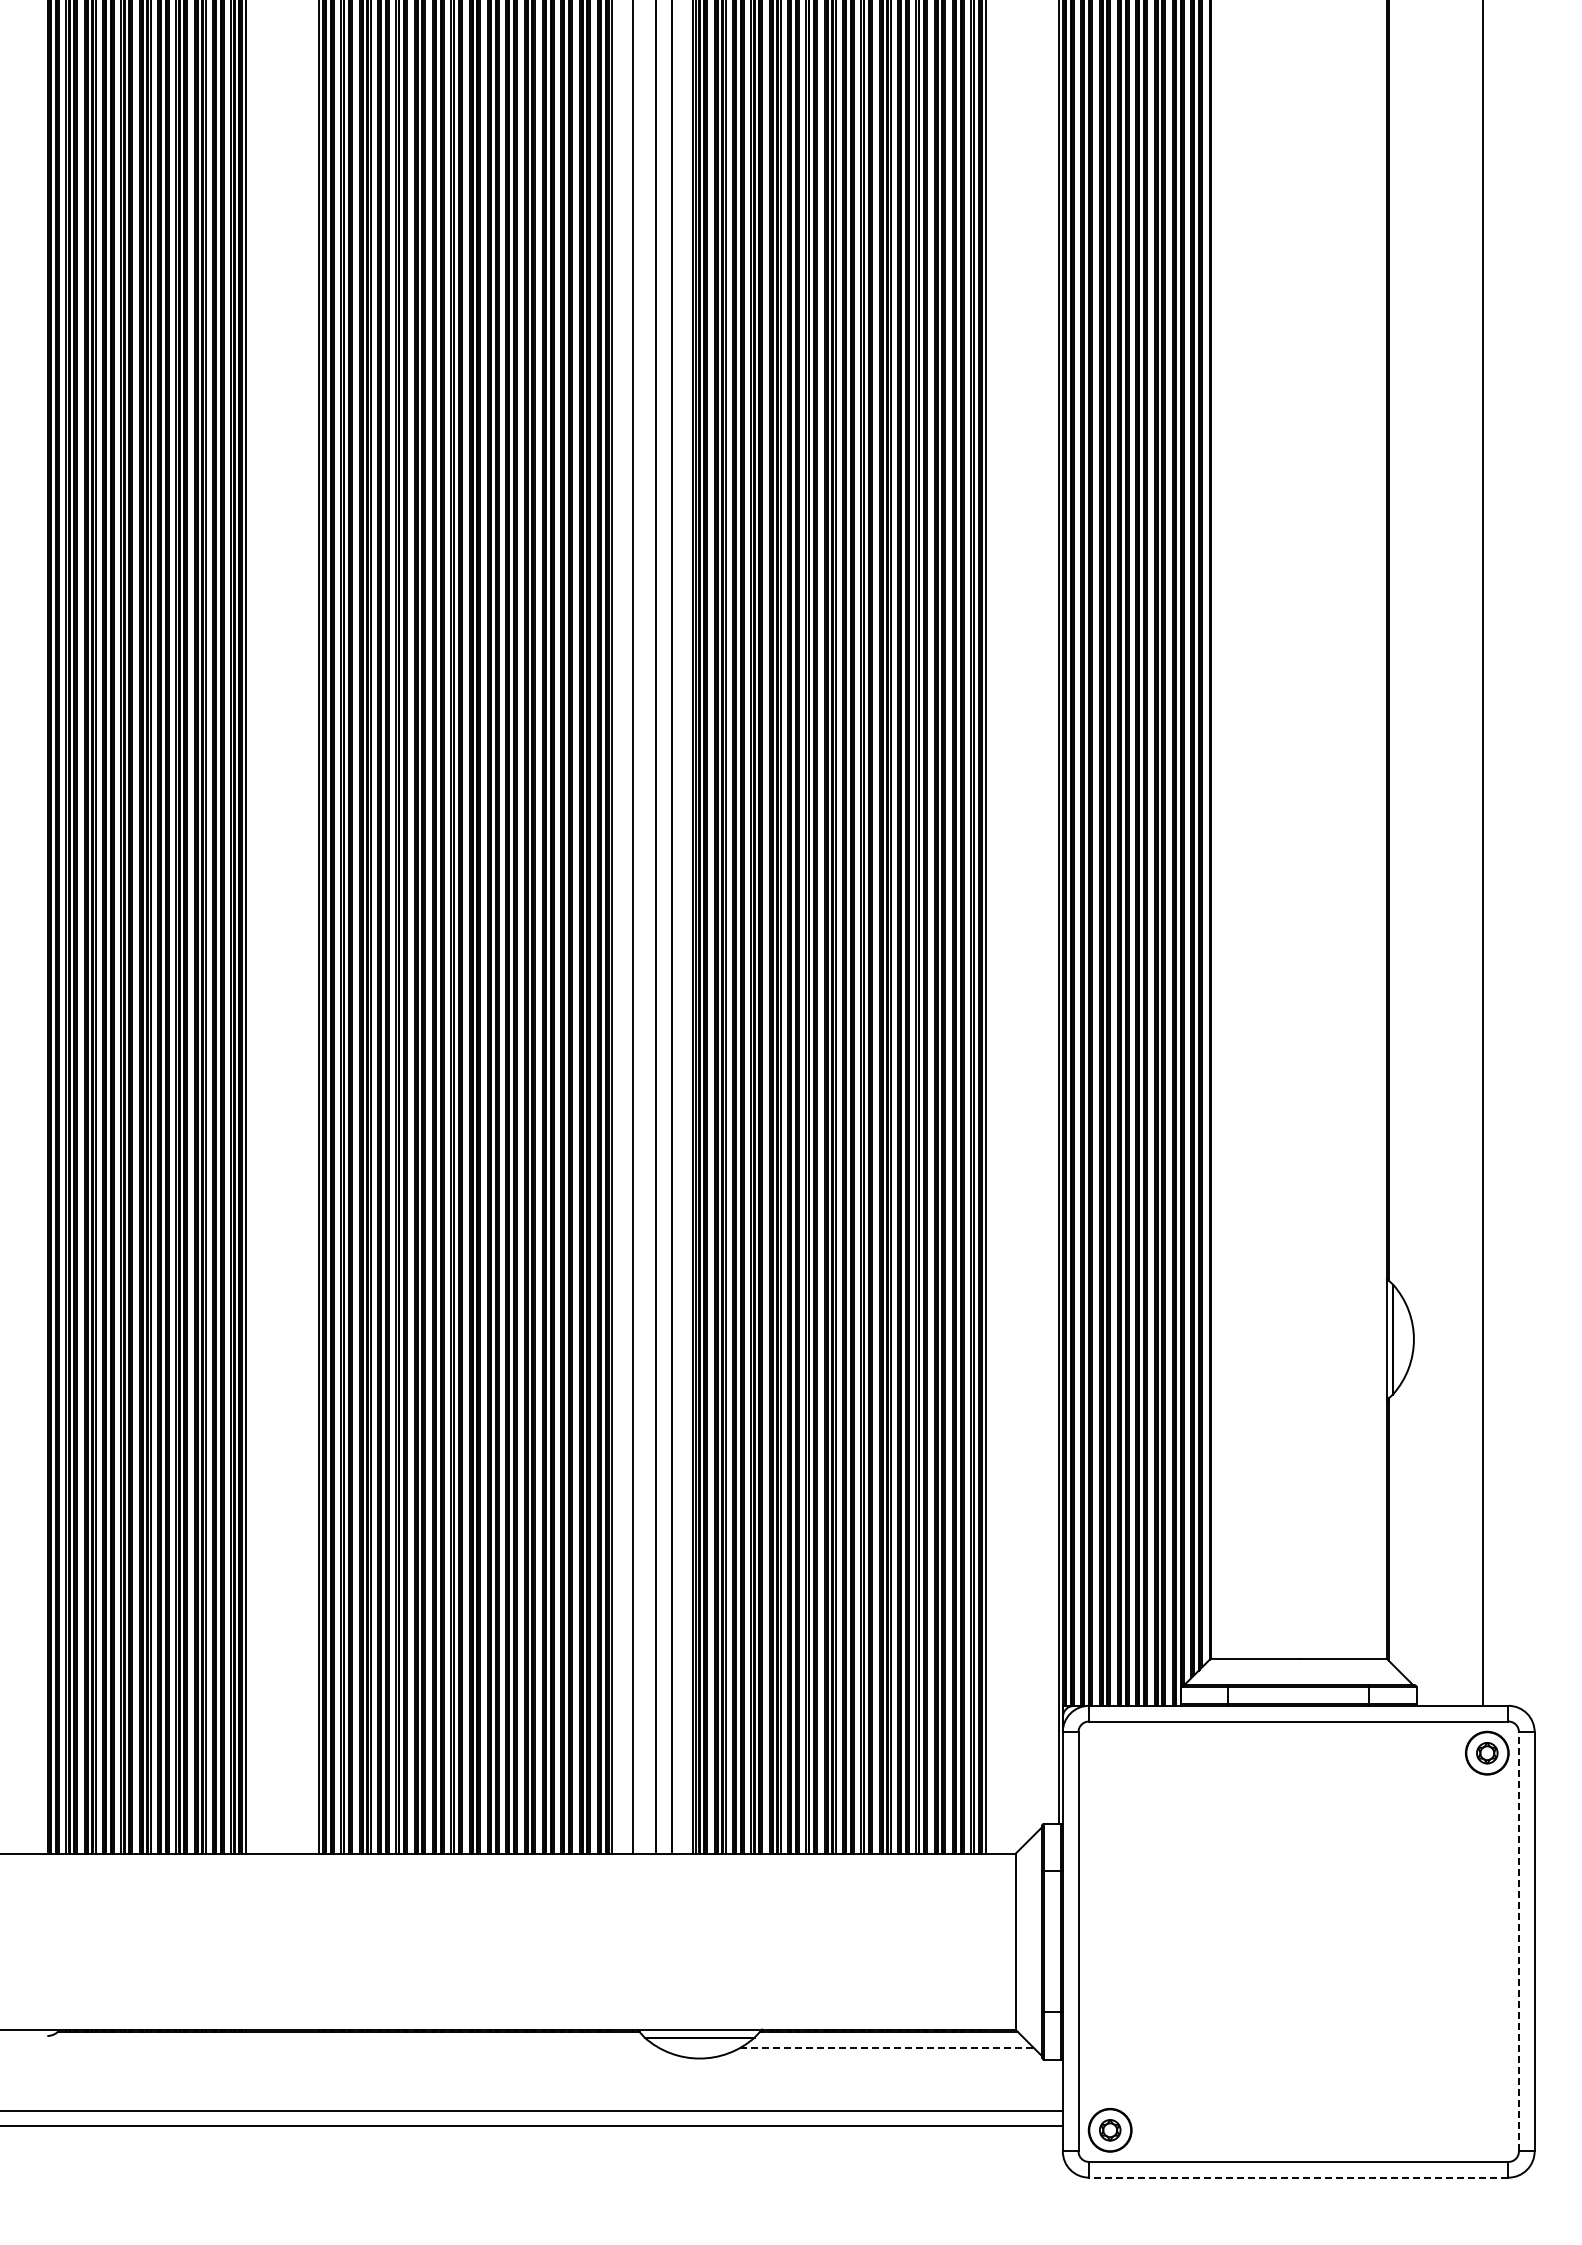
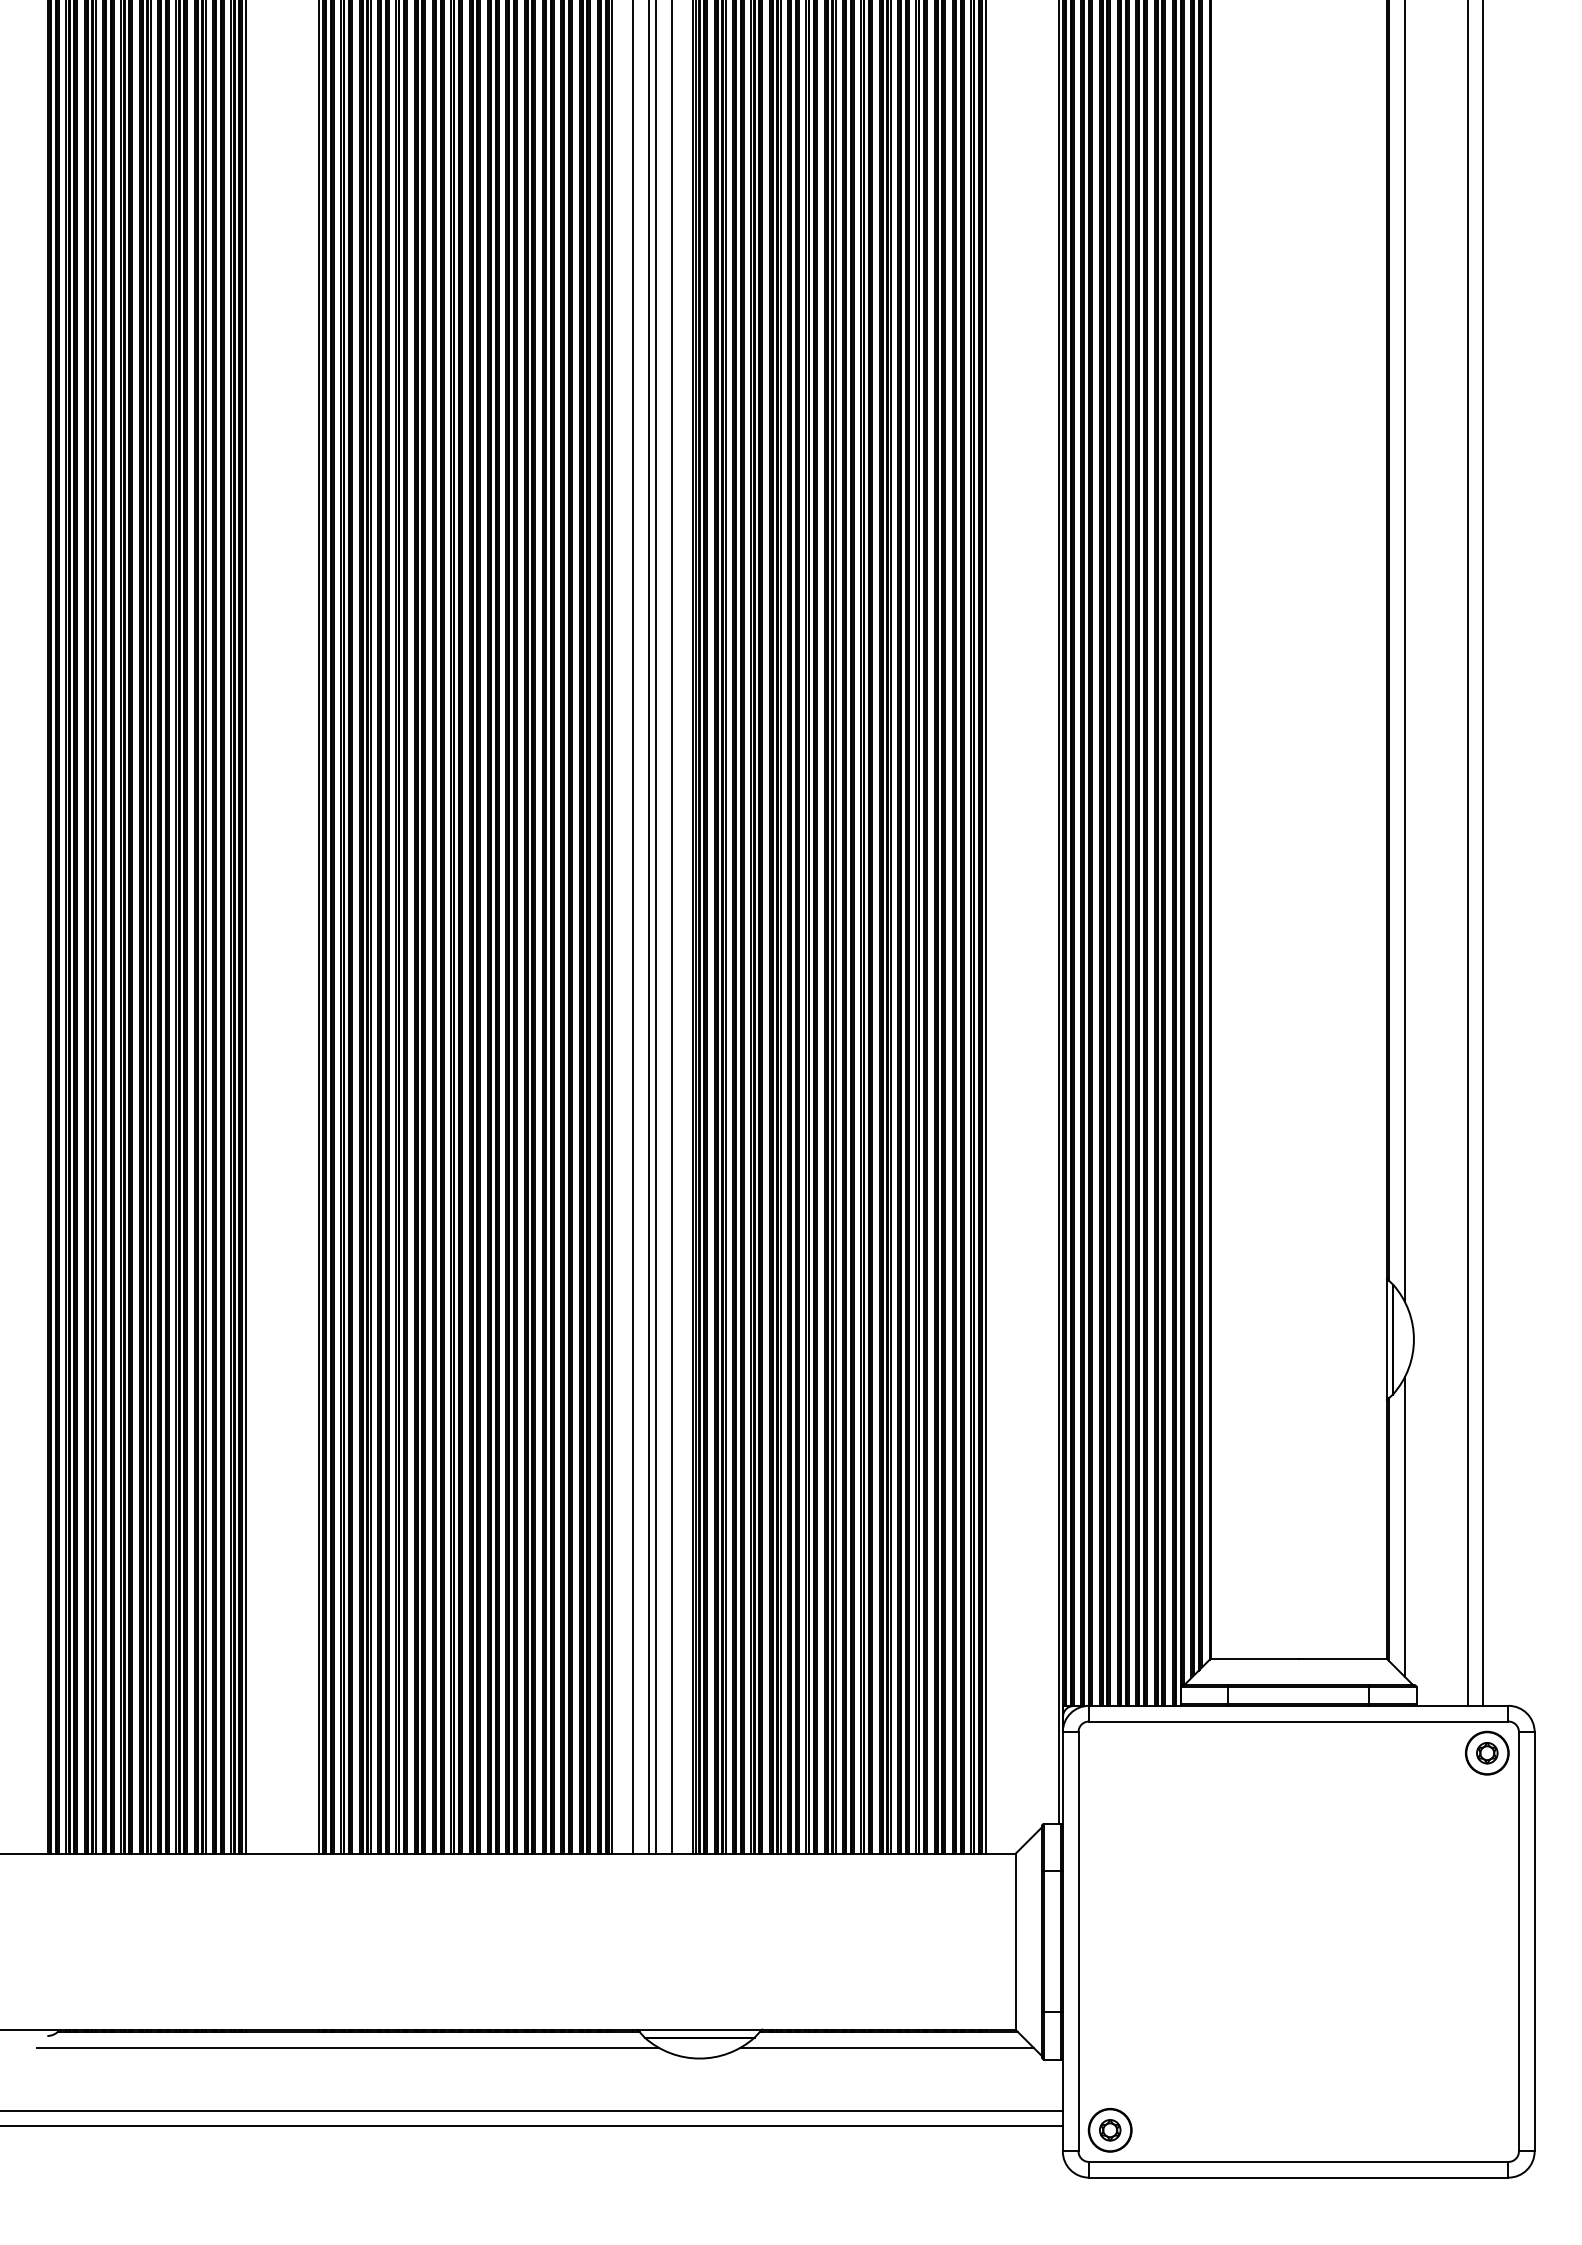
line: none -> present (1404, 651)
line: none -> present (1467, 853)
line: none -> present (649, 927)
line: none -> present (1404, 1526)
line: dashed -> solid (1518, 1941)
line: none -> present (347, 2047)
line: dashed -> solid (887, 2047)
line: dashed -> solid (1298, 2177)
